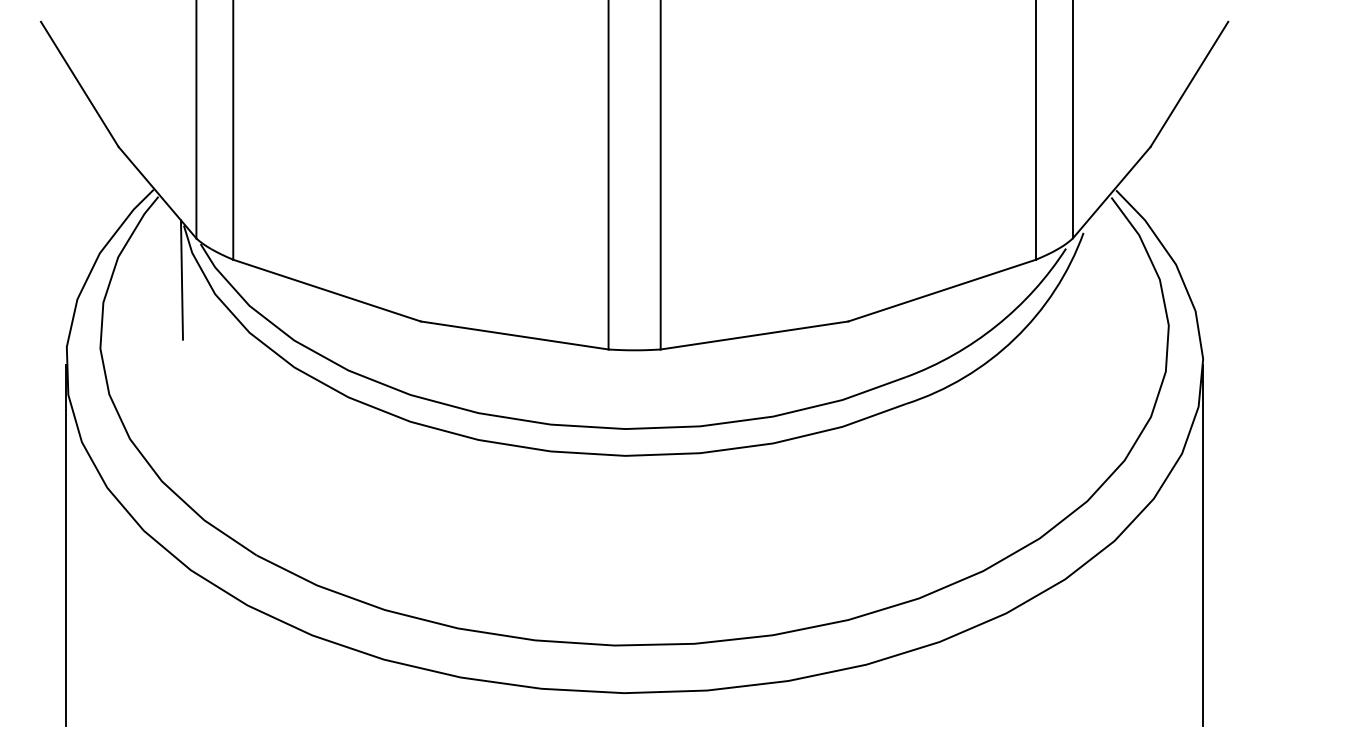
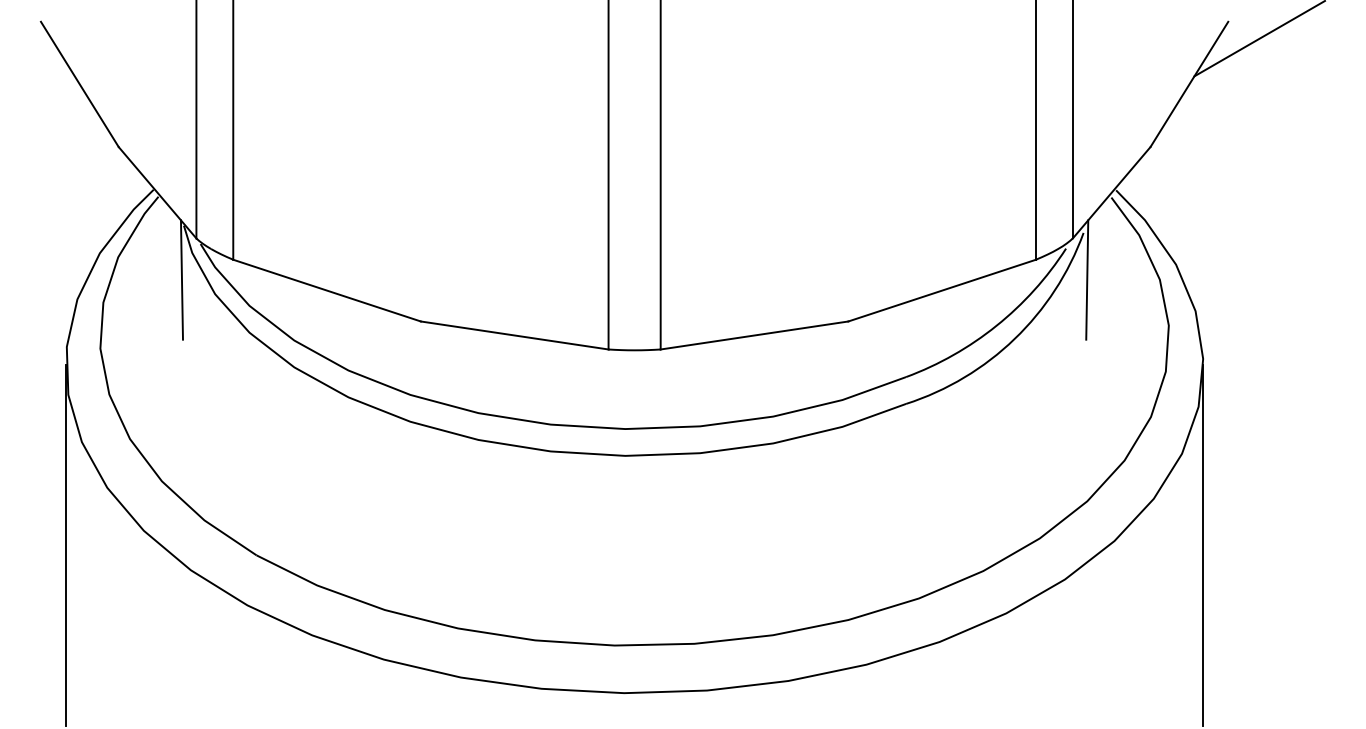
line: none -> present (1258, 39)
line: none -> present (1087, 279)
